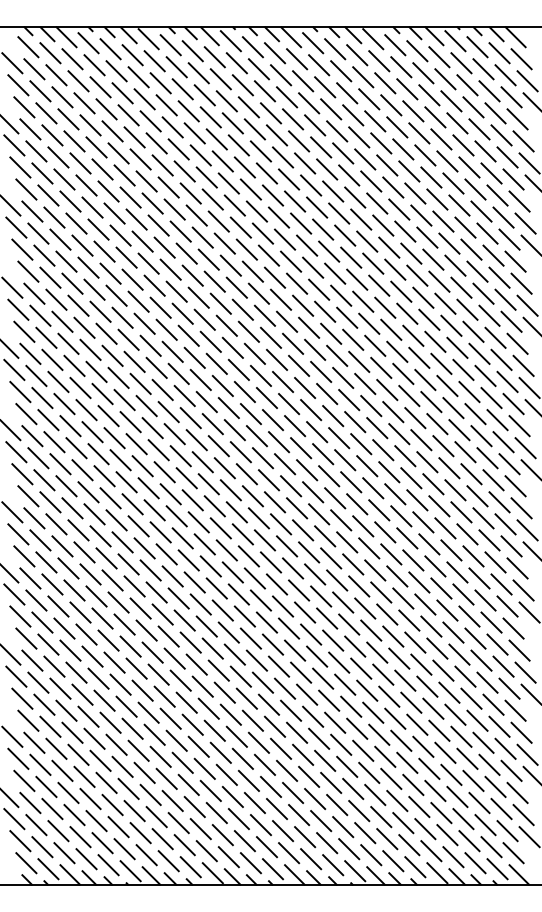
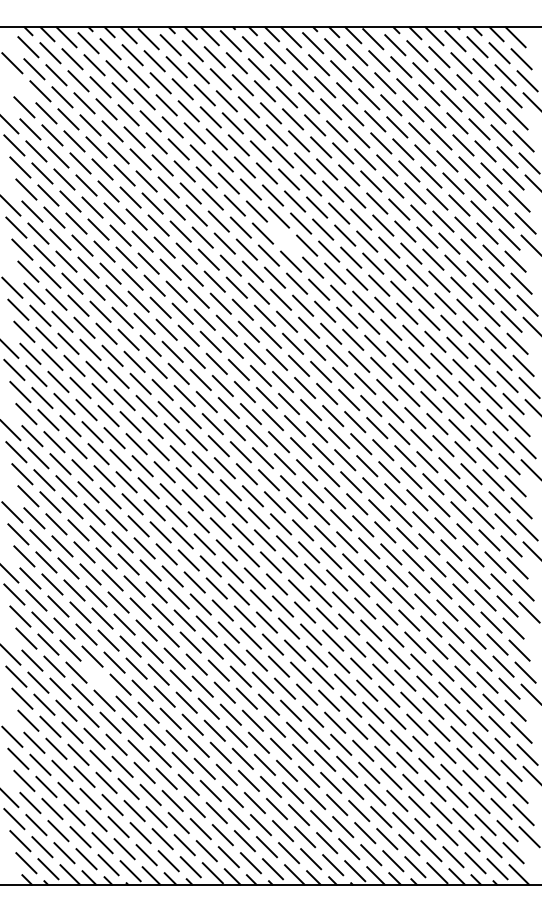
line: present -> none (18, 85)
line: present -> none (285, 239)
line: present -> none (98, 678)
